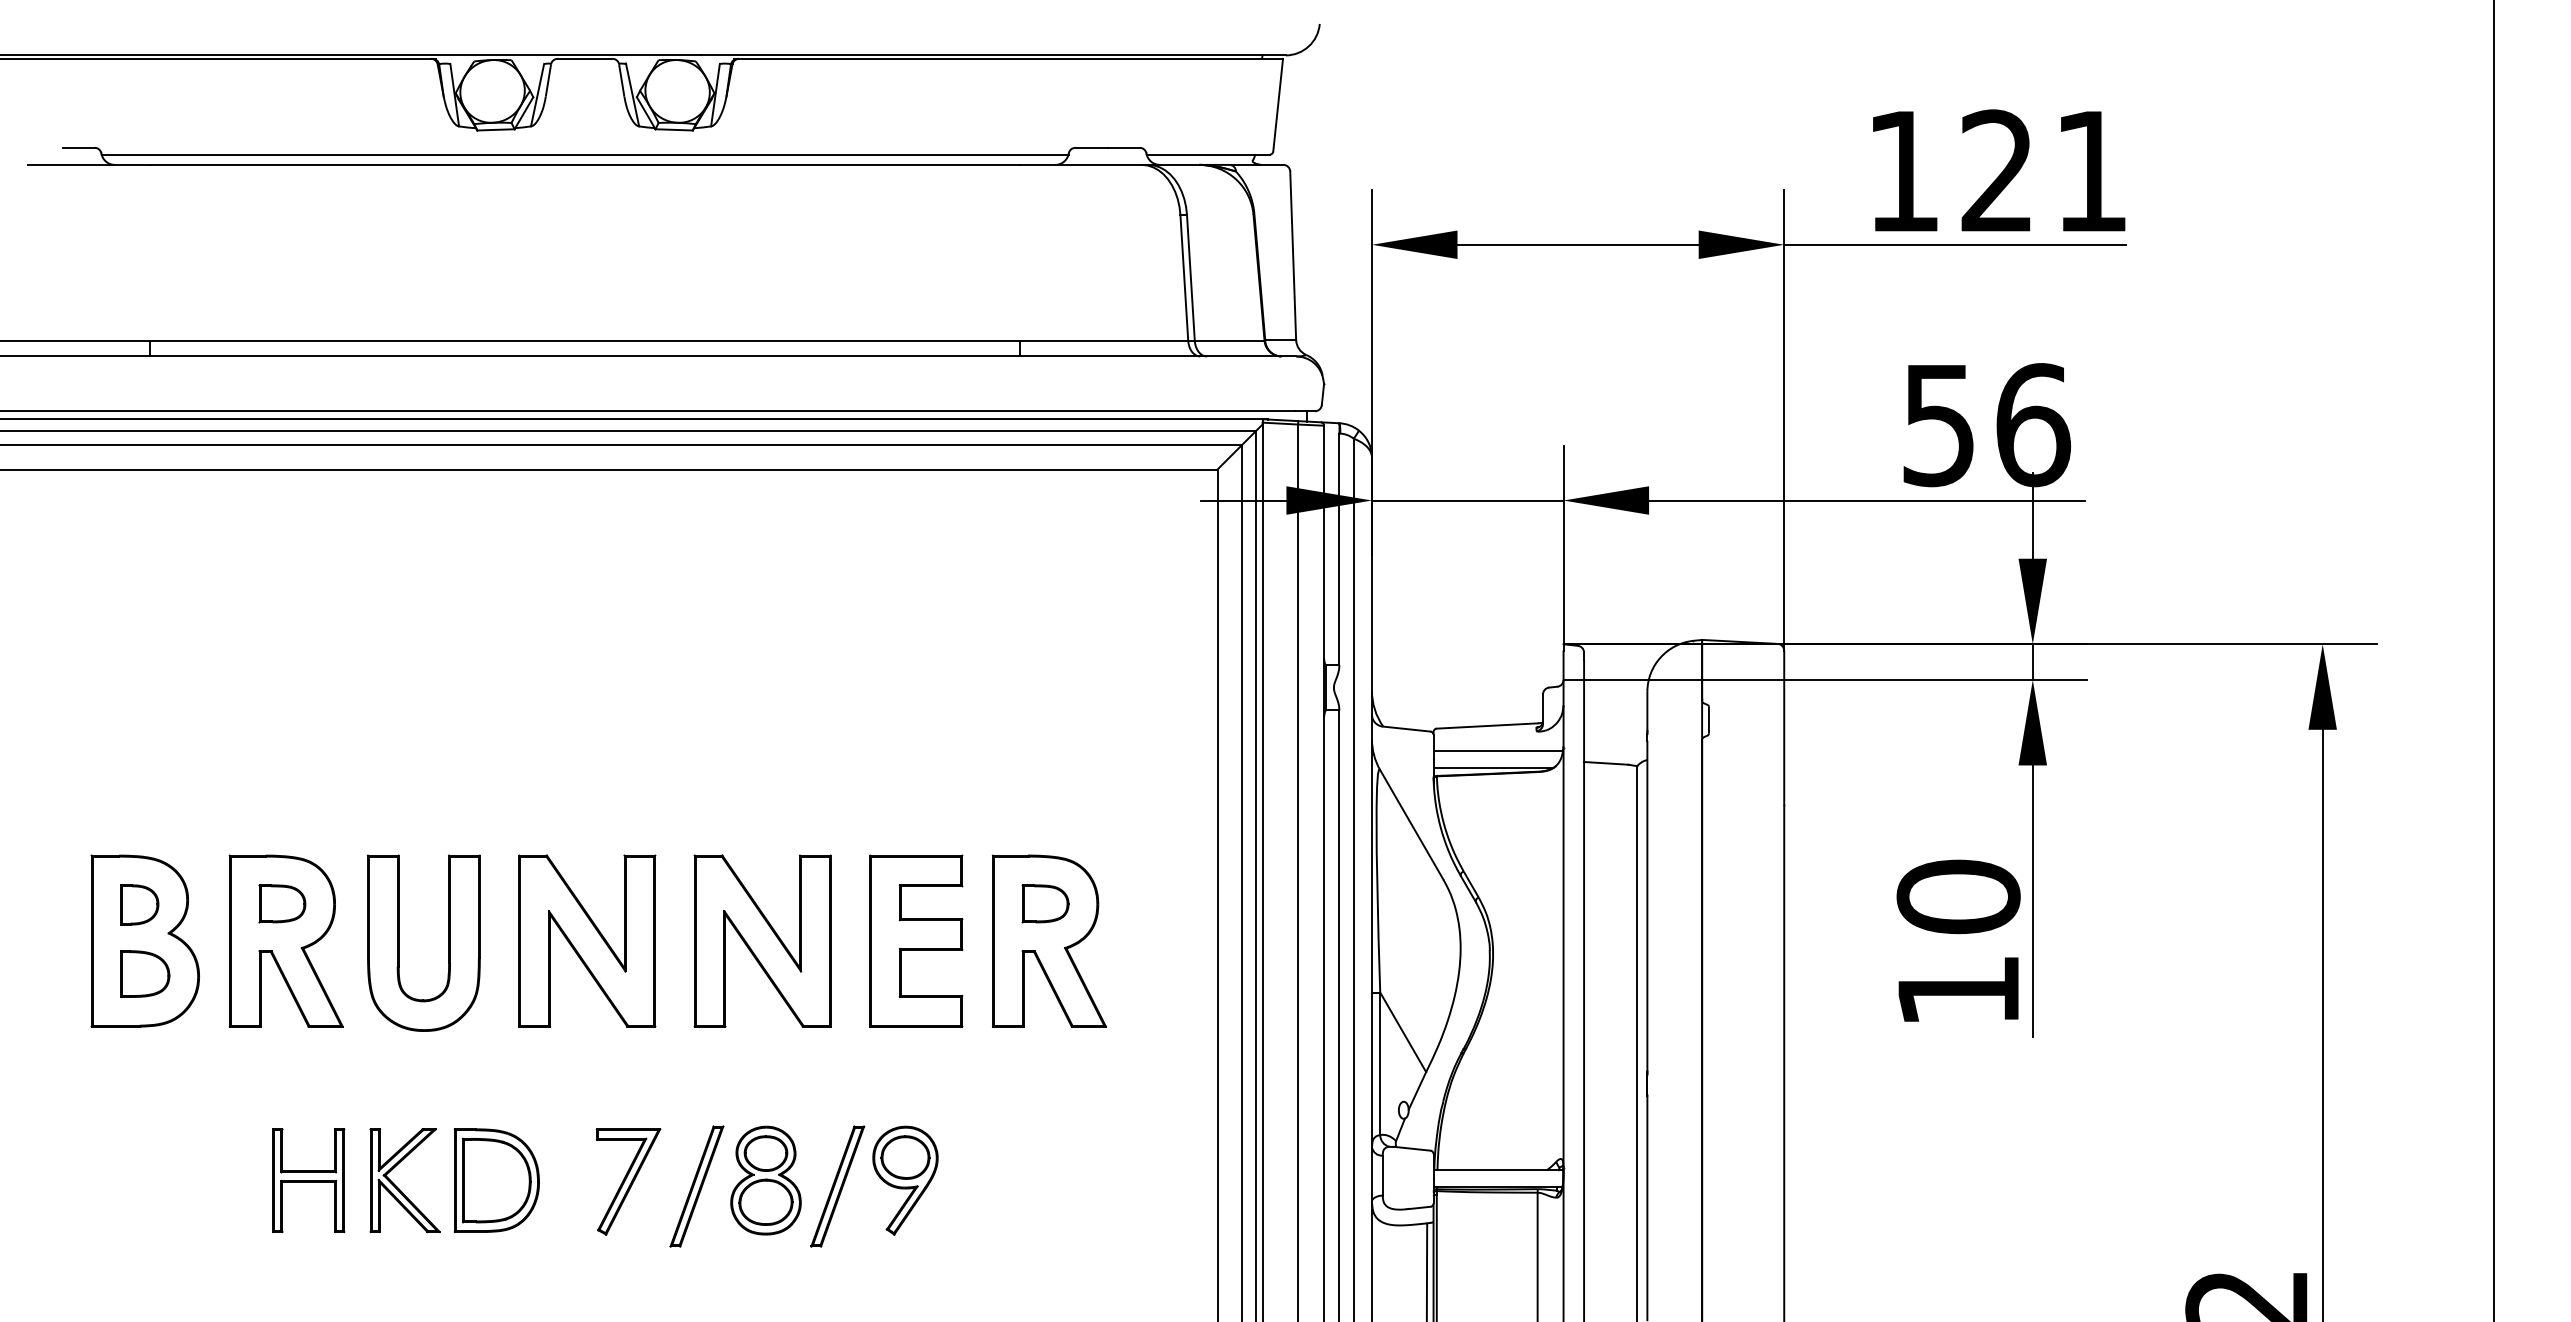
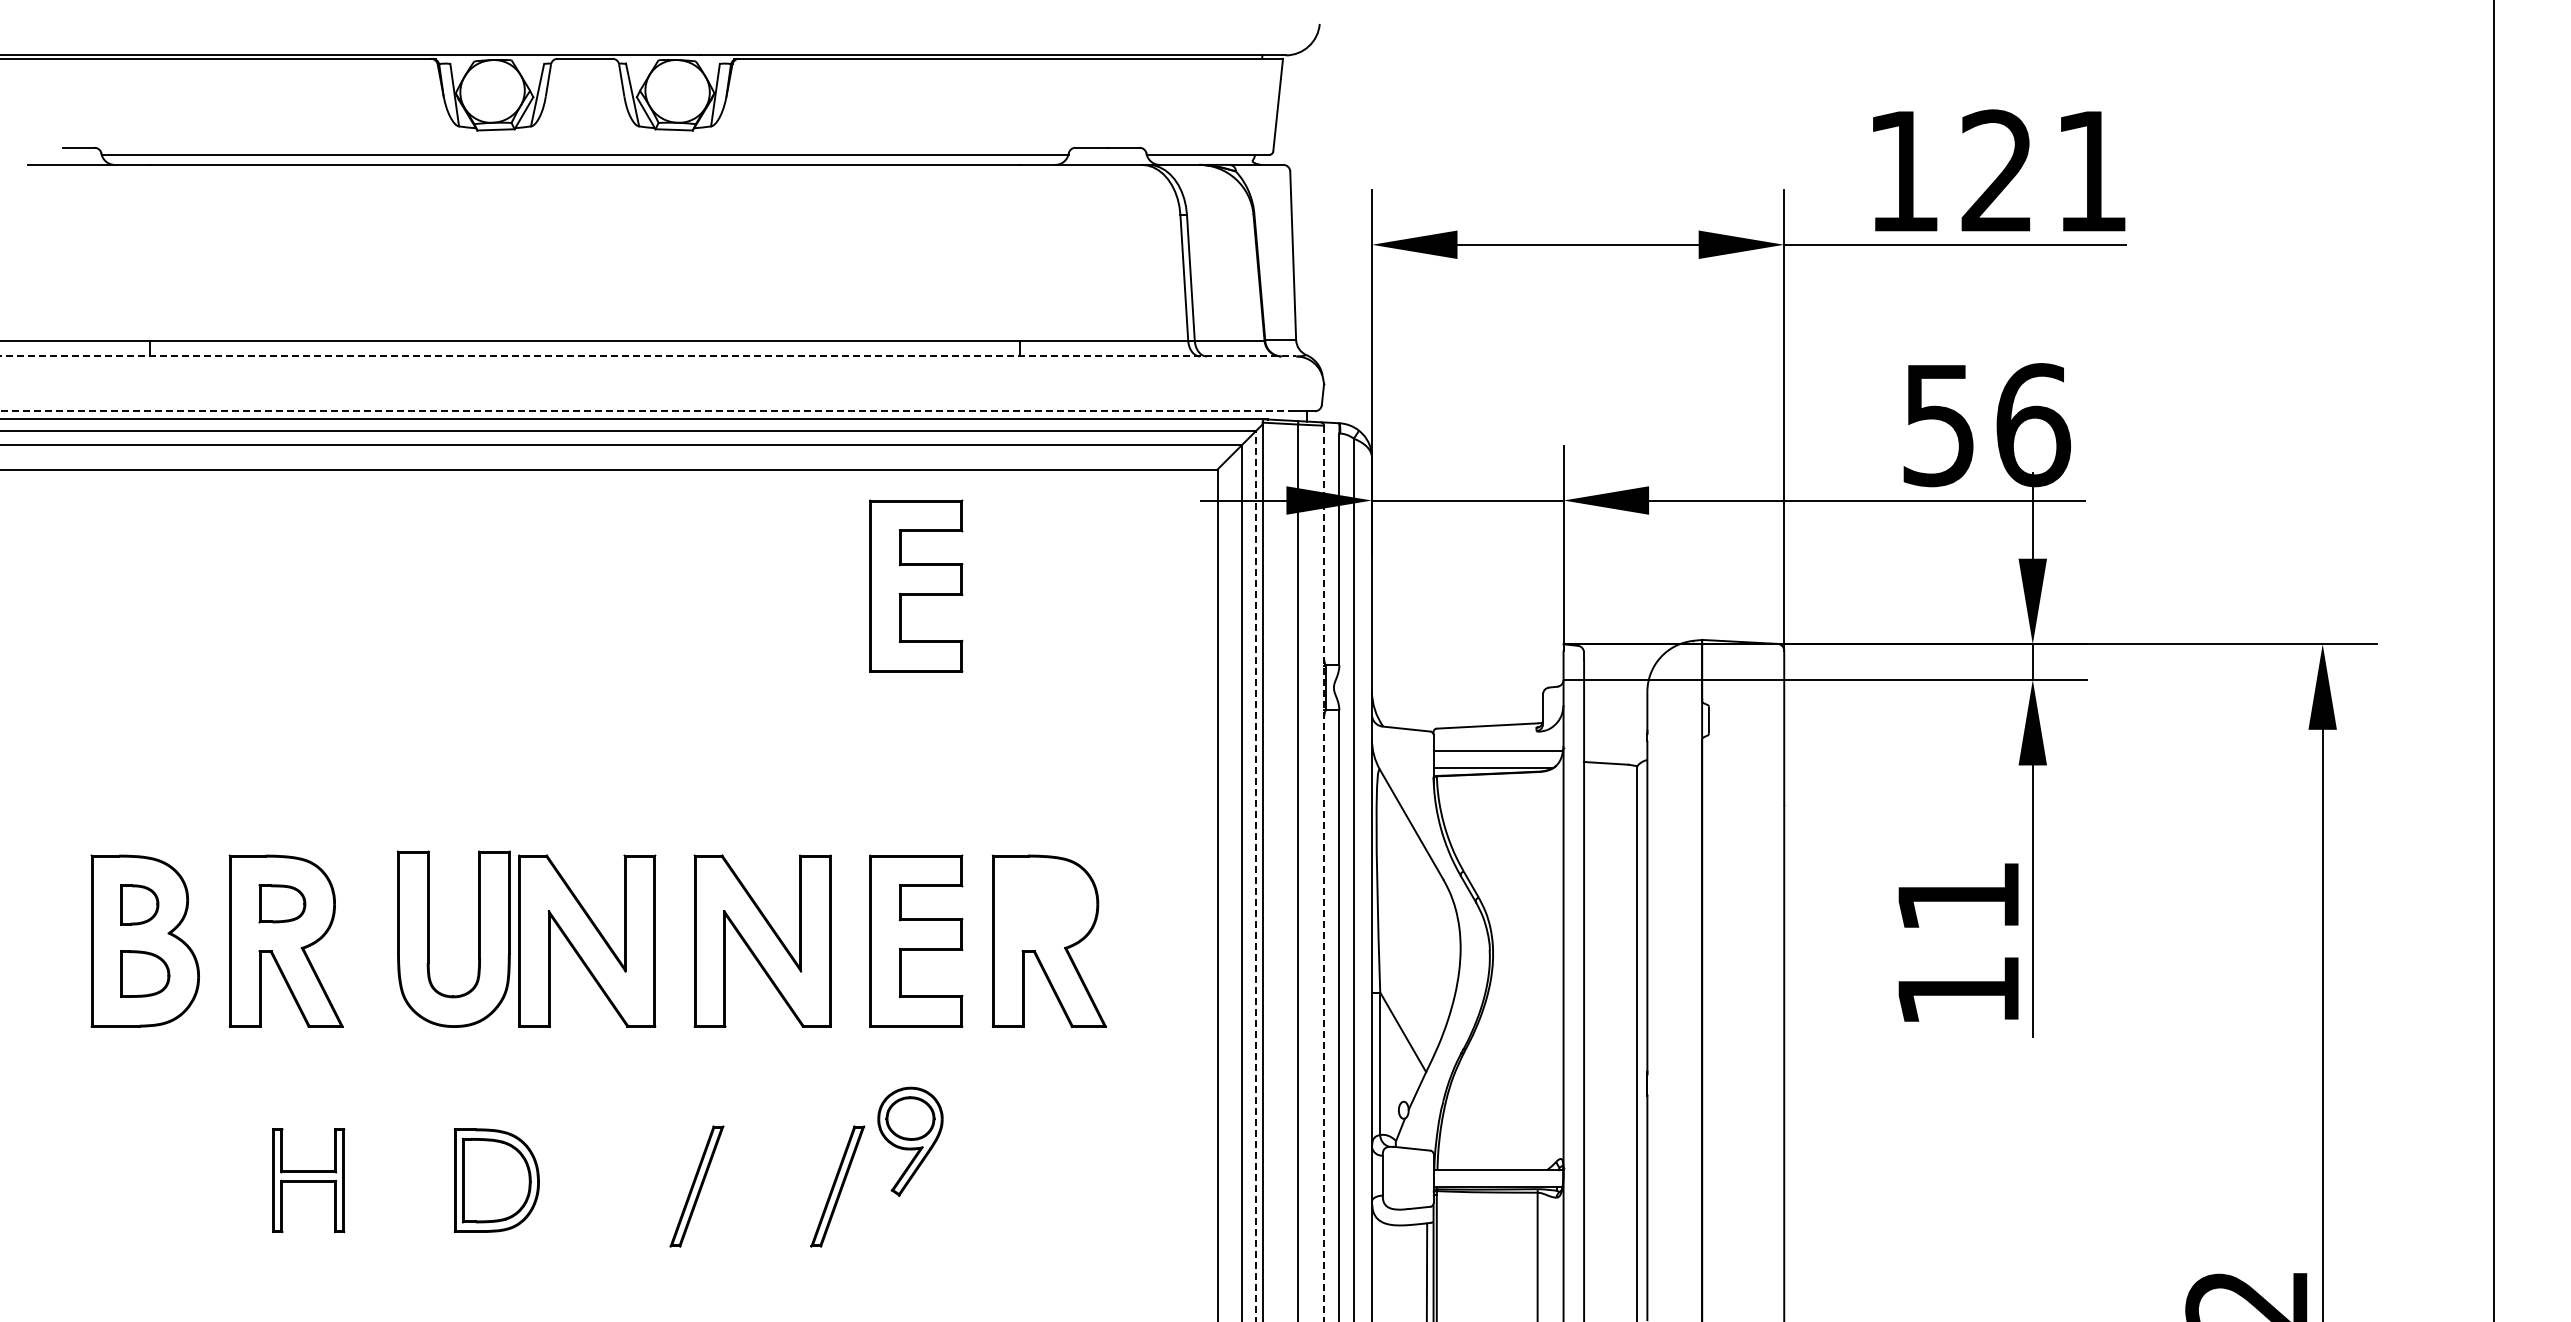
line: solid -> dashed (648, 356)
line: solid -> dashed (647, 411)
part: none -> present (916, 585)
line: solid -> dashed (1324, 873)
line: solid -> dashed (1255, 876)
text: 10 -> 11 (1958, 896)
part: present -> none (1045, 903)
part position: (399, 942) -> (429, 938) (429, 938)
part: present -> none (765, 1180)
part position: (905, 1180) -> (910, 1141) (910, 1141)
part: present -> none (628, 1181)
part: present -> none (397, 1186)
